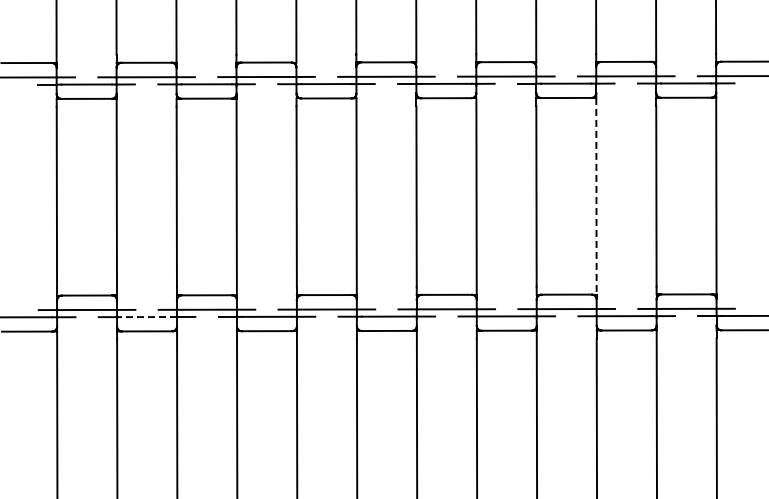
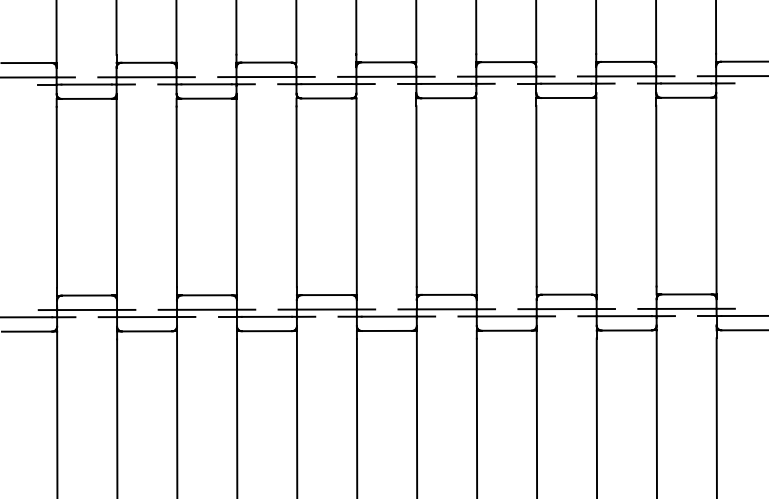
line: dashed -> solid (596, 196)
line: dashed -> solid (147, 317)
